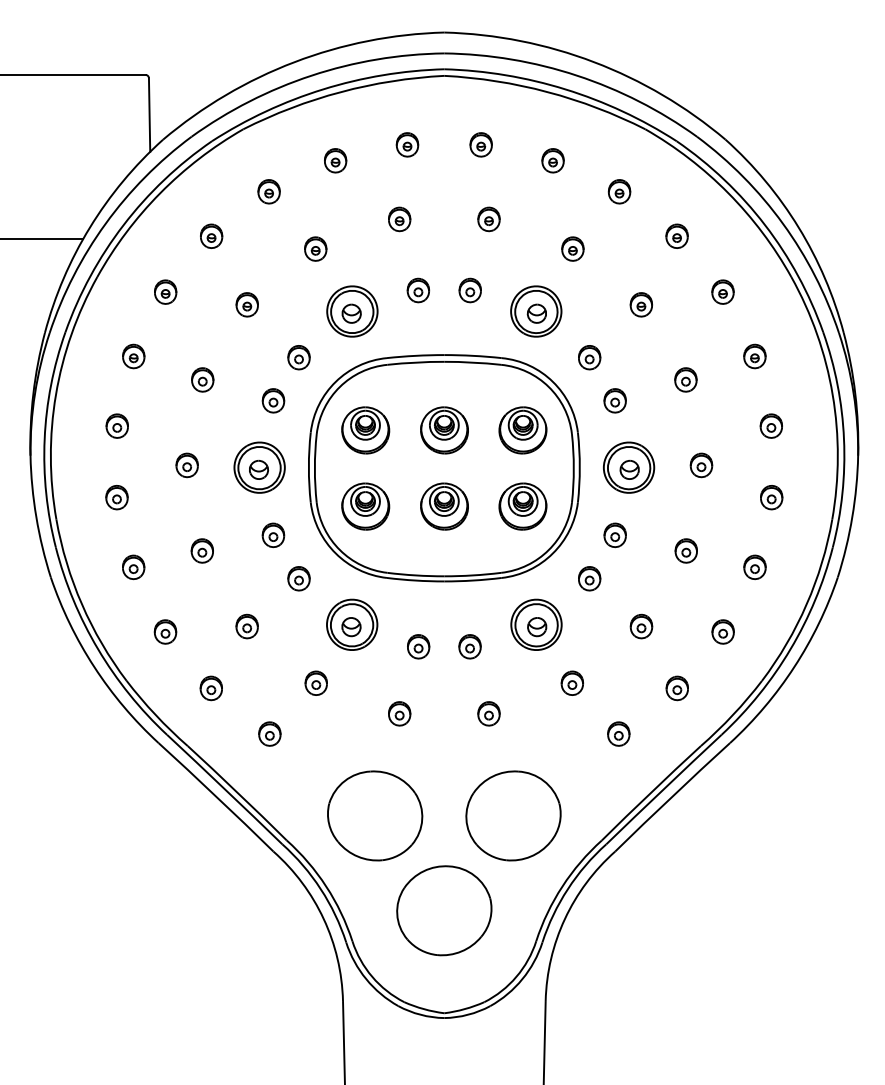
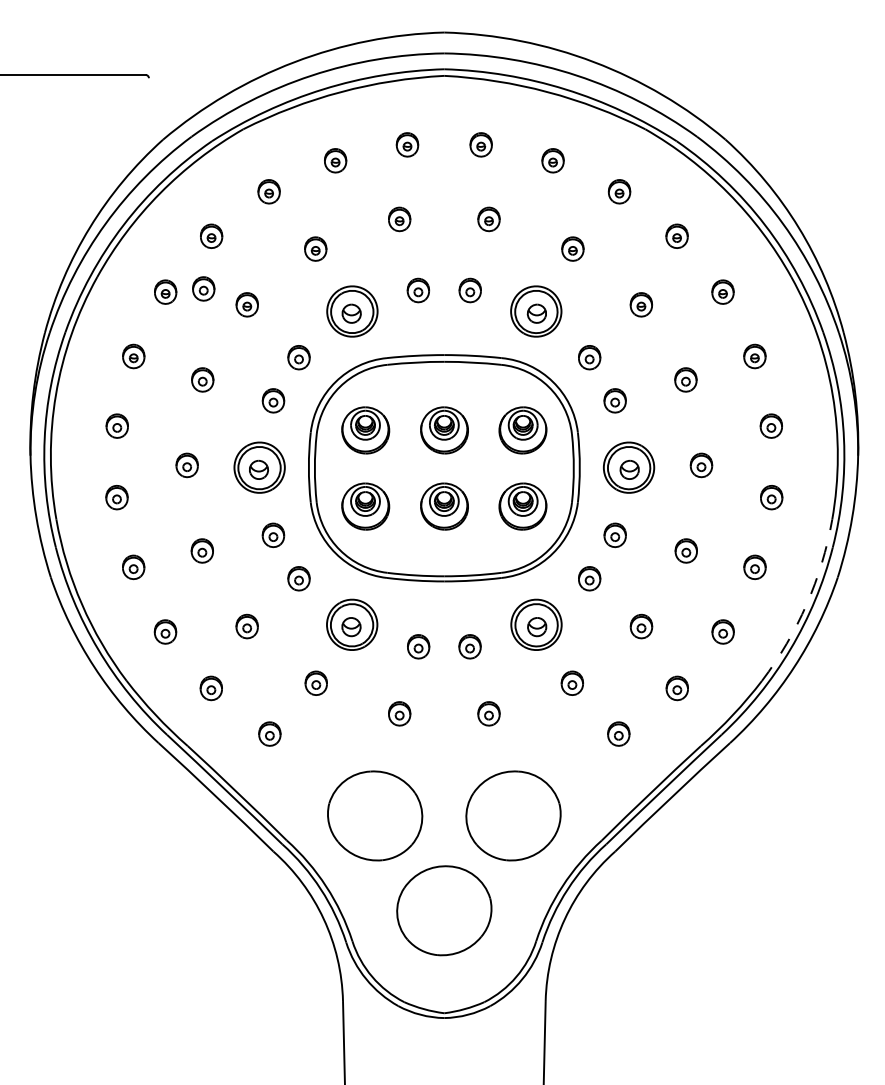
line: present -> none (149, 114)
line: present -> none (42, 239)
part: none -> present (203, 288)
arc: solid -> dashed (806, 604)
